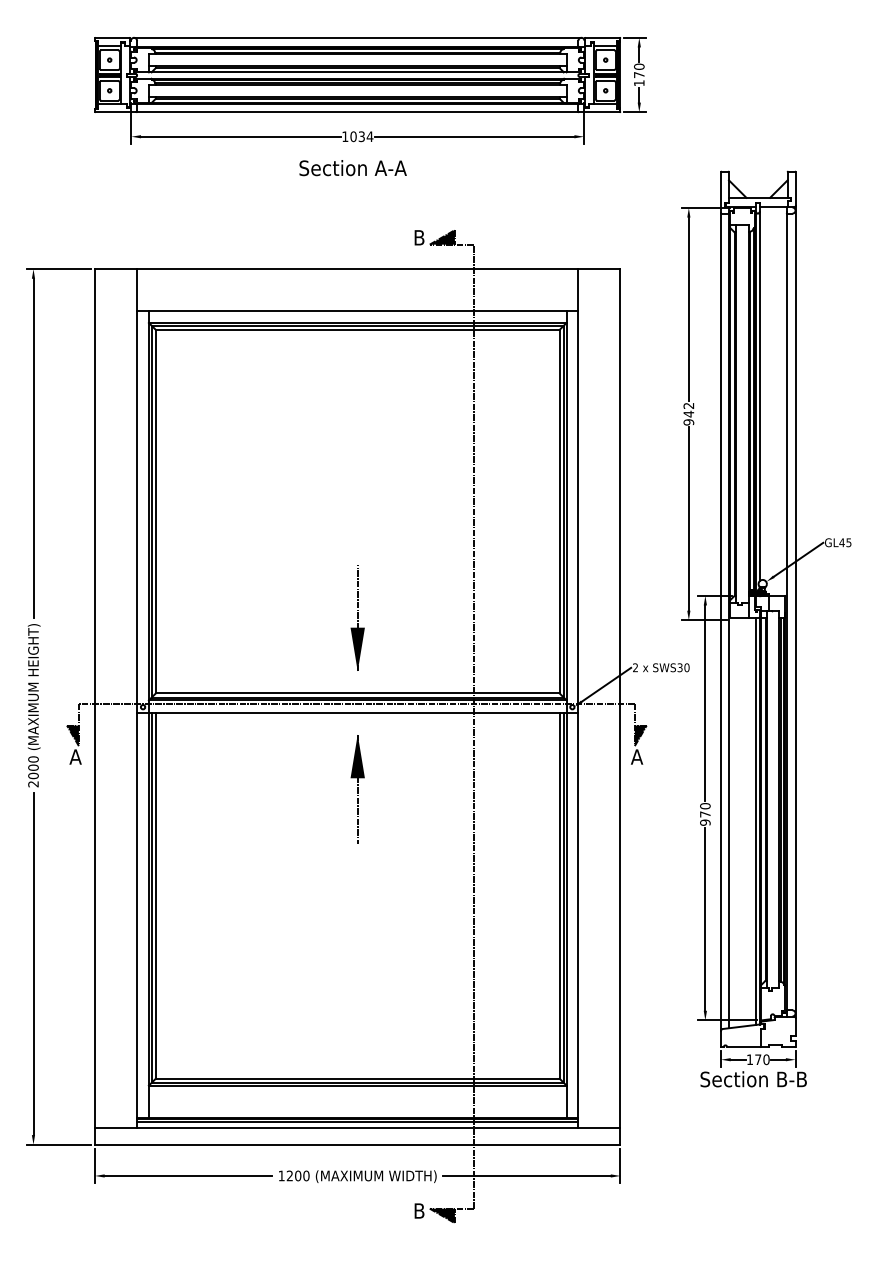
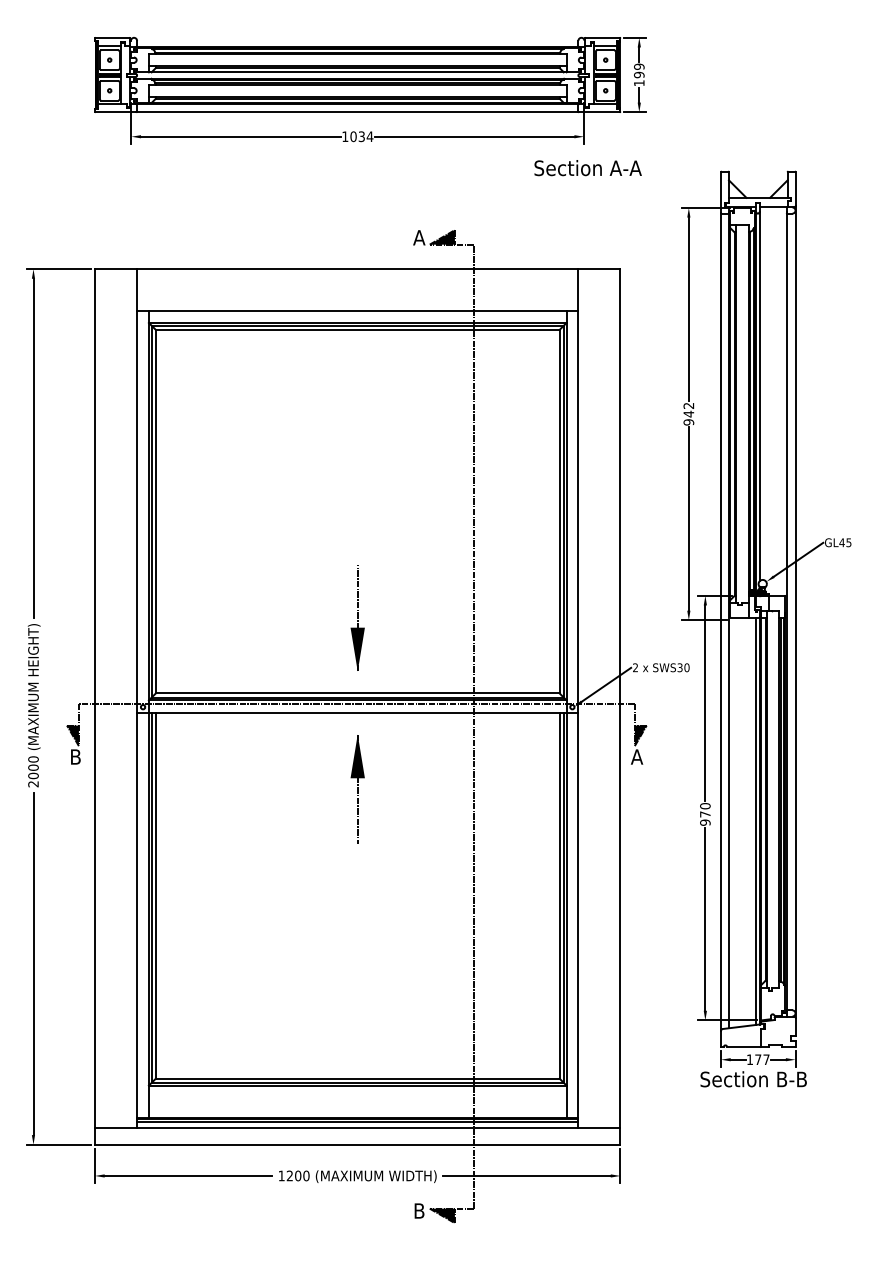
line: present -> none (357, 37)
text: 170 -> 199 (639, 70)
text position: (352, 168) -> (587, 168) (587, 168)
text: B -> A (419, 237)
text: A -> B (75, 756)
text: 170 -> 177 (766, 1059)
